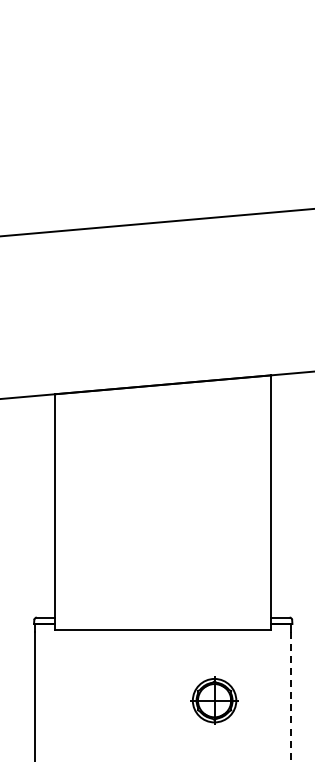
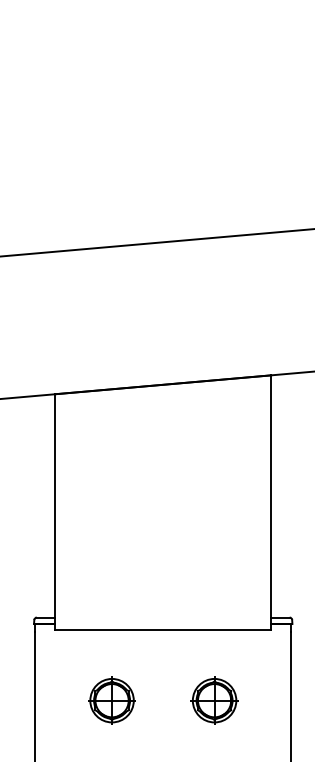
line position: (156, 222) -> (156, 242) (156, 242)
line: dashed -> solid (291, 696)
part: none -> present (111, 700)
